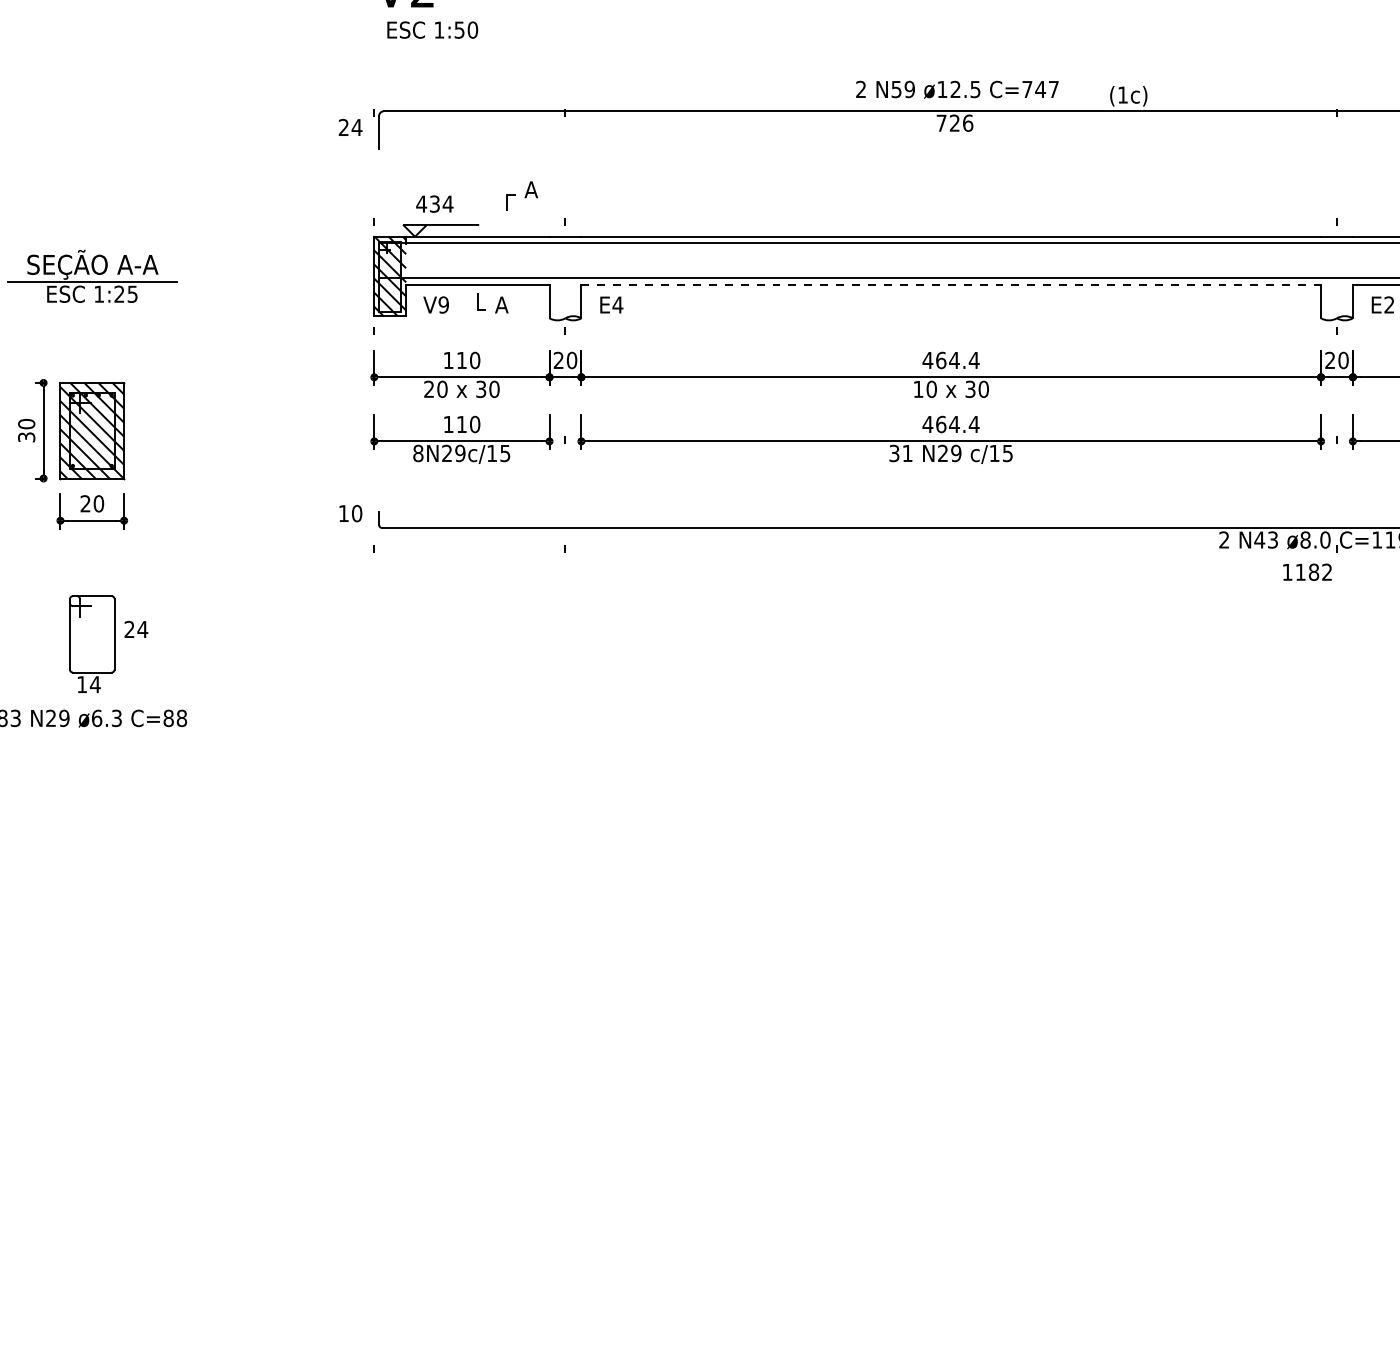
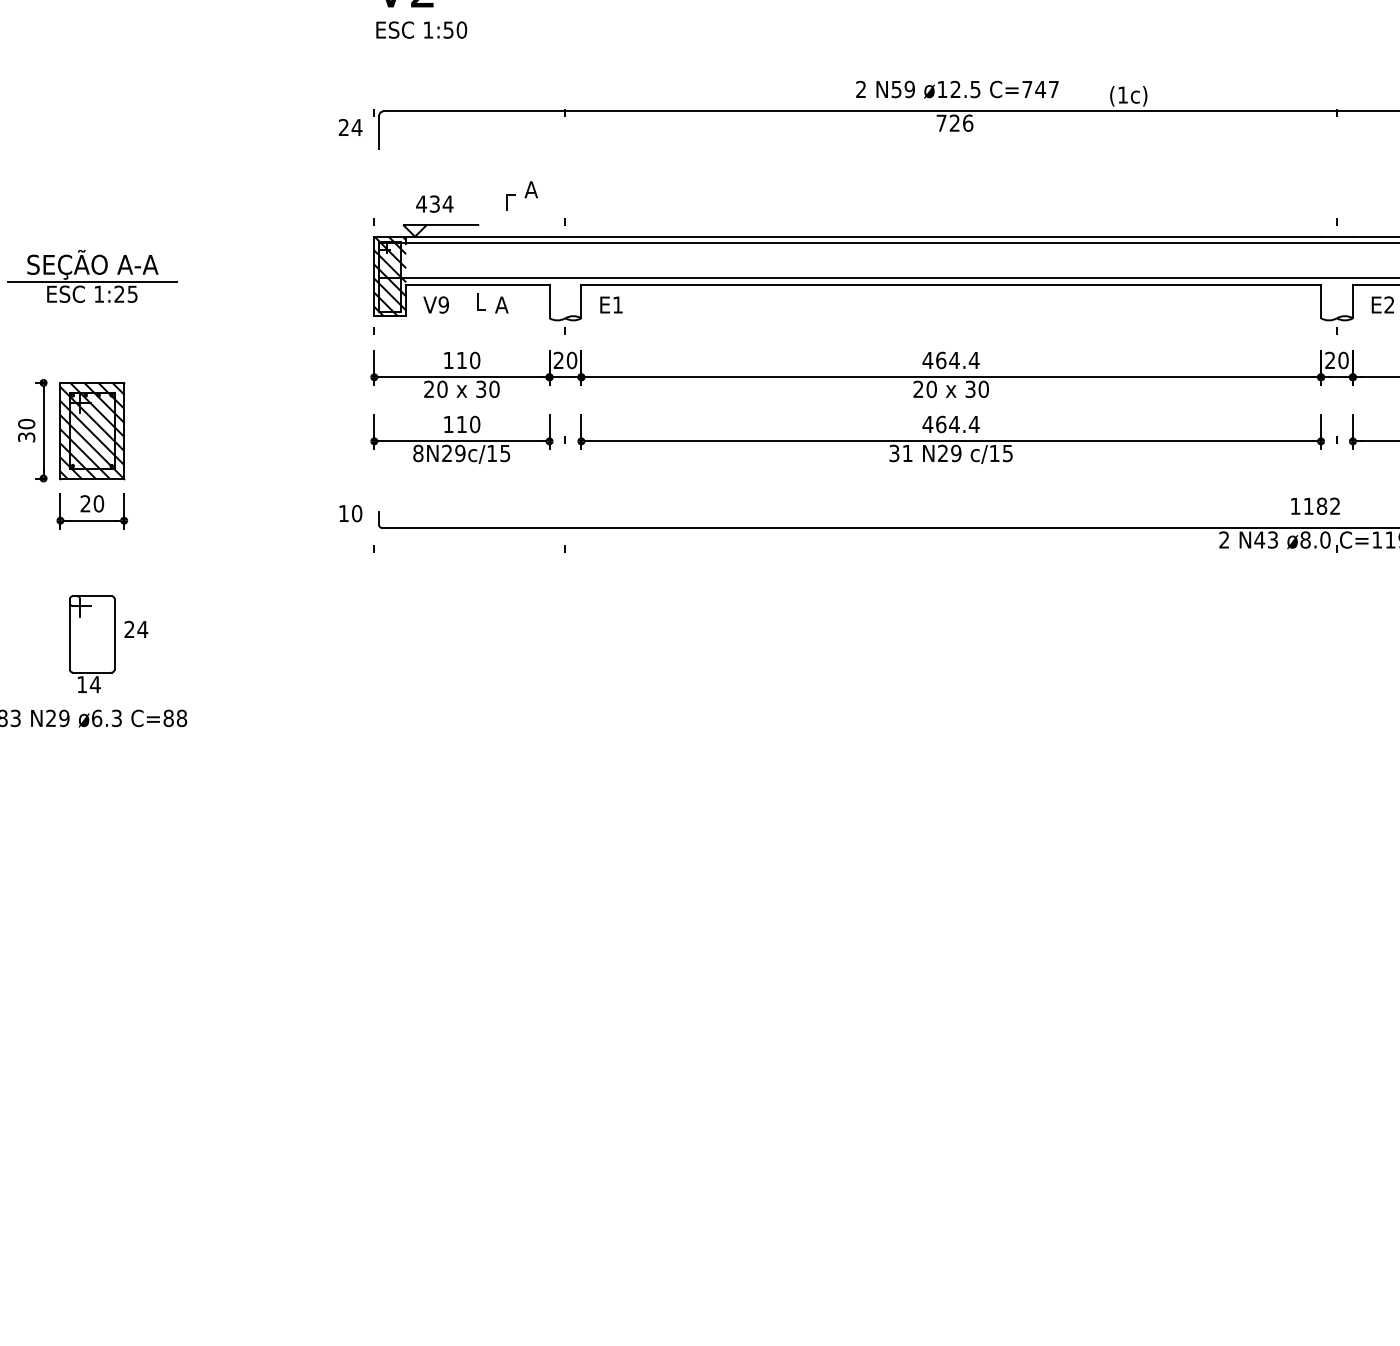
text position: (432, 29) -> (421, 29) (421, 29)
line: dashed -> solid (951, 284)
text: E4 -> E1 (617, 304)
text: 10 -> 20 (918, 388)
text position: (1307, 571) -> (1315, 505) (1315, 505)
